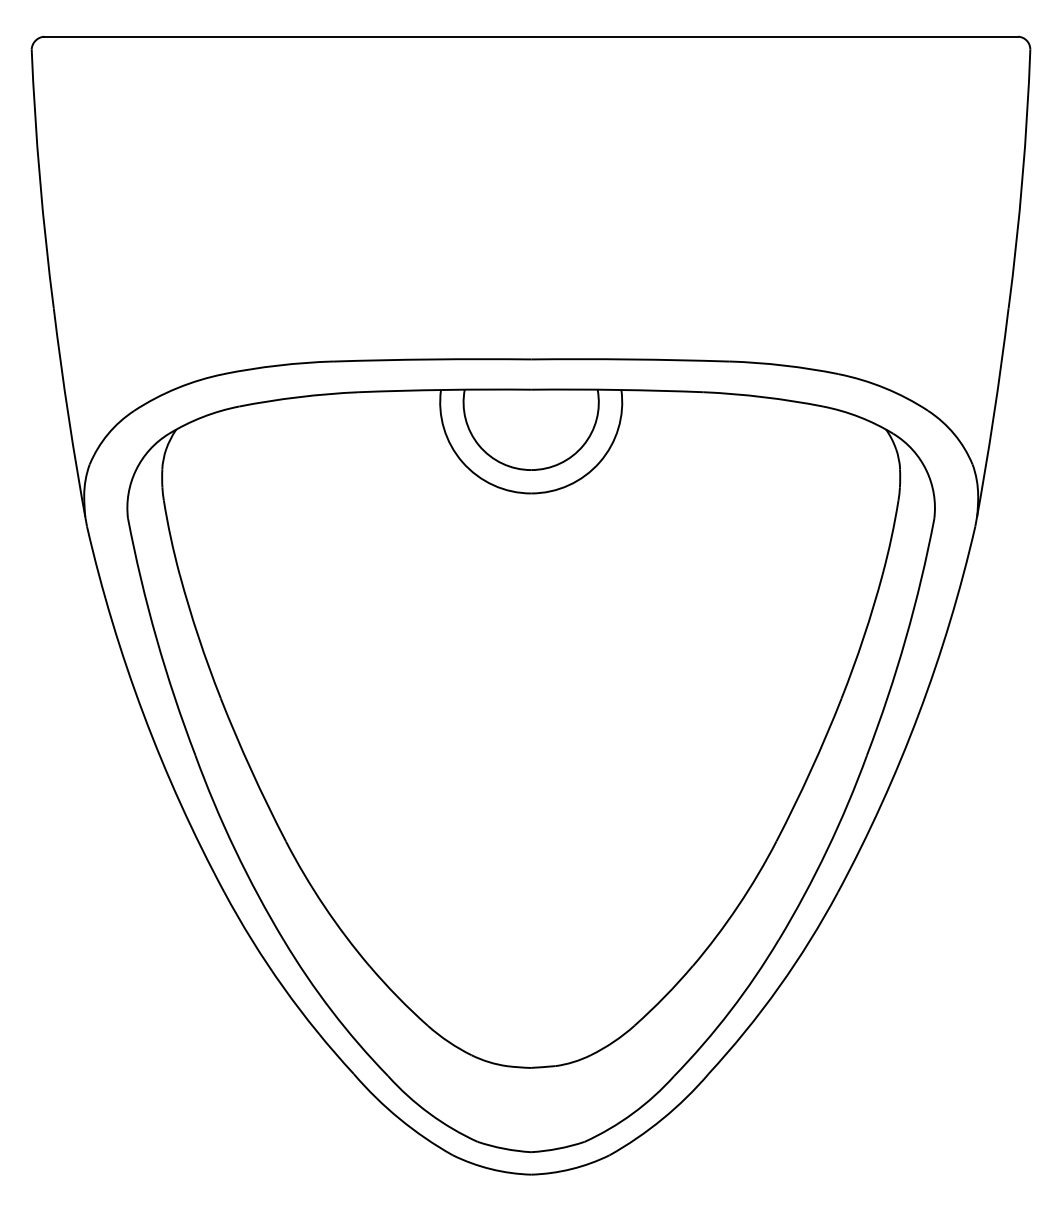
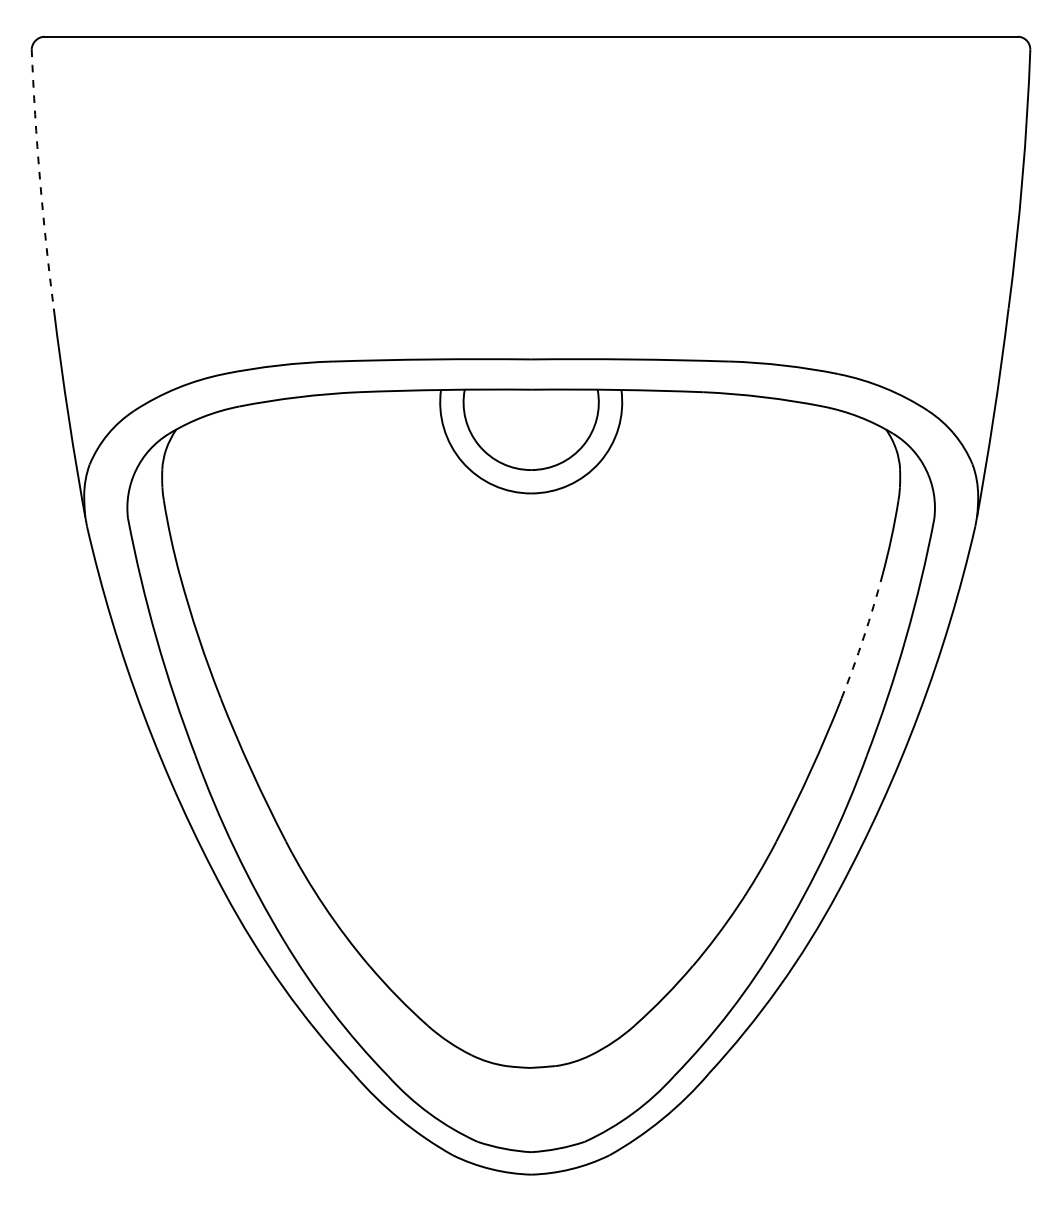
arc: solid -> dashed (40, 179)
arc: solid -> dashed (863, 637)
